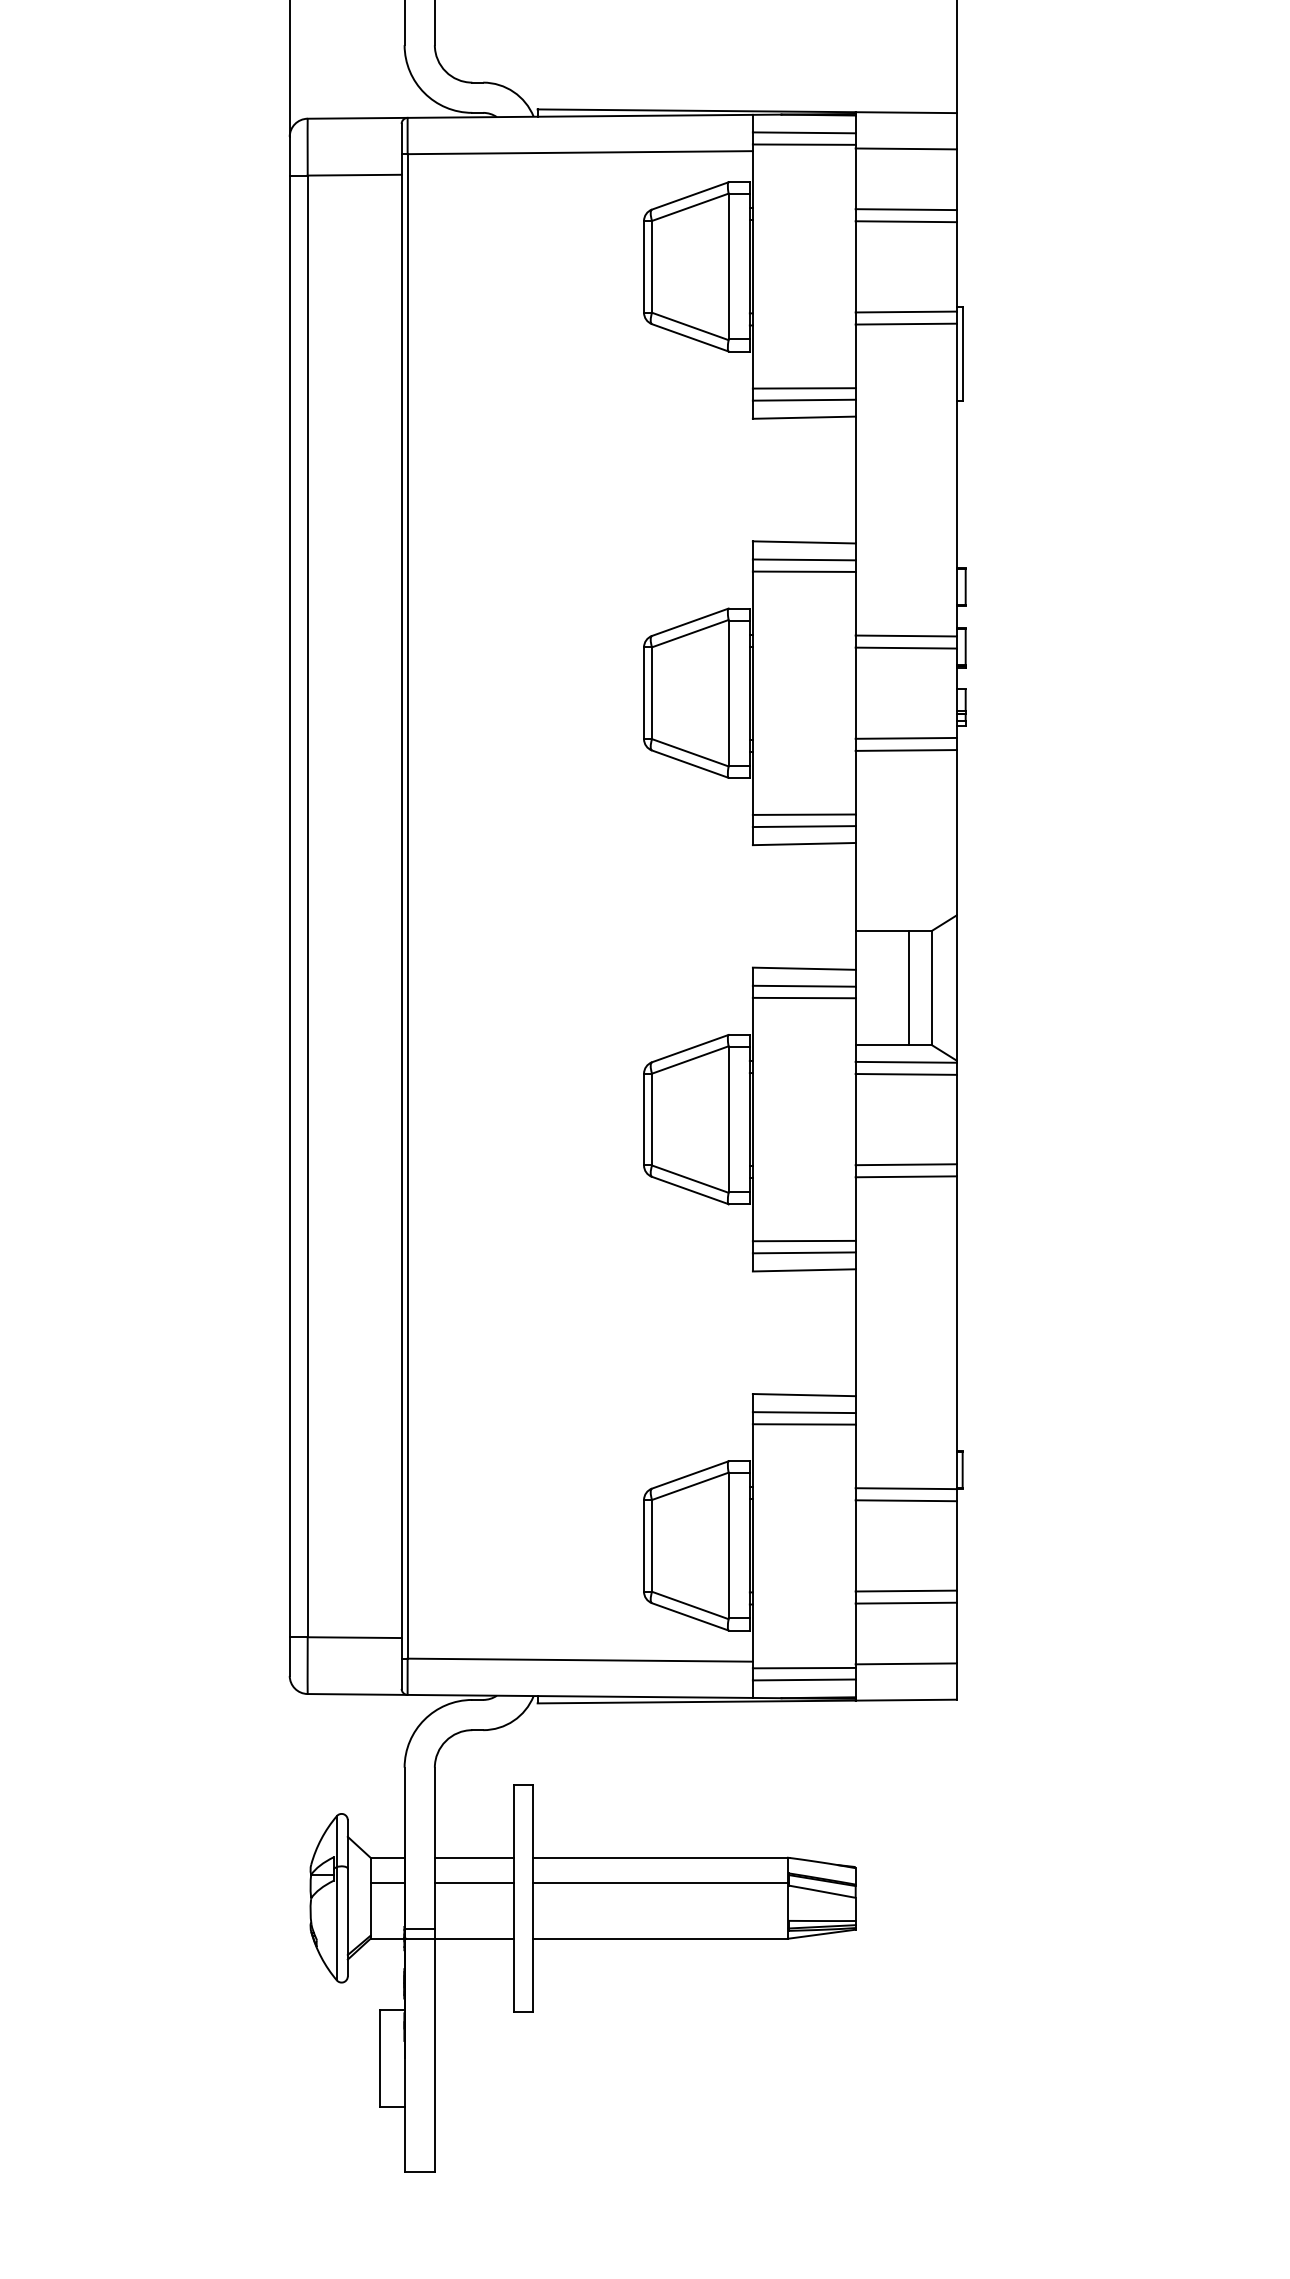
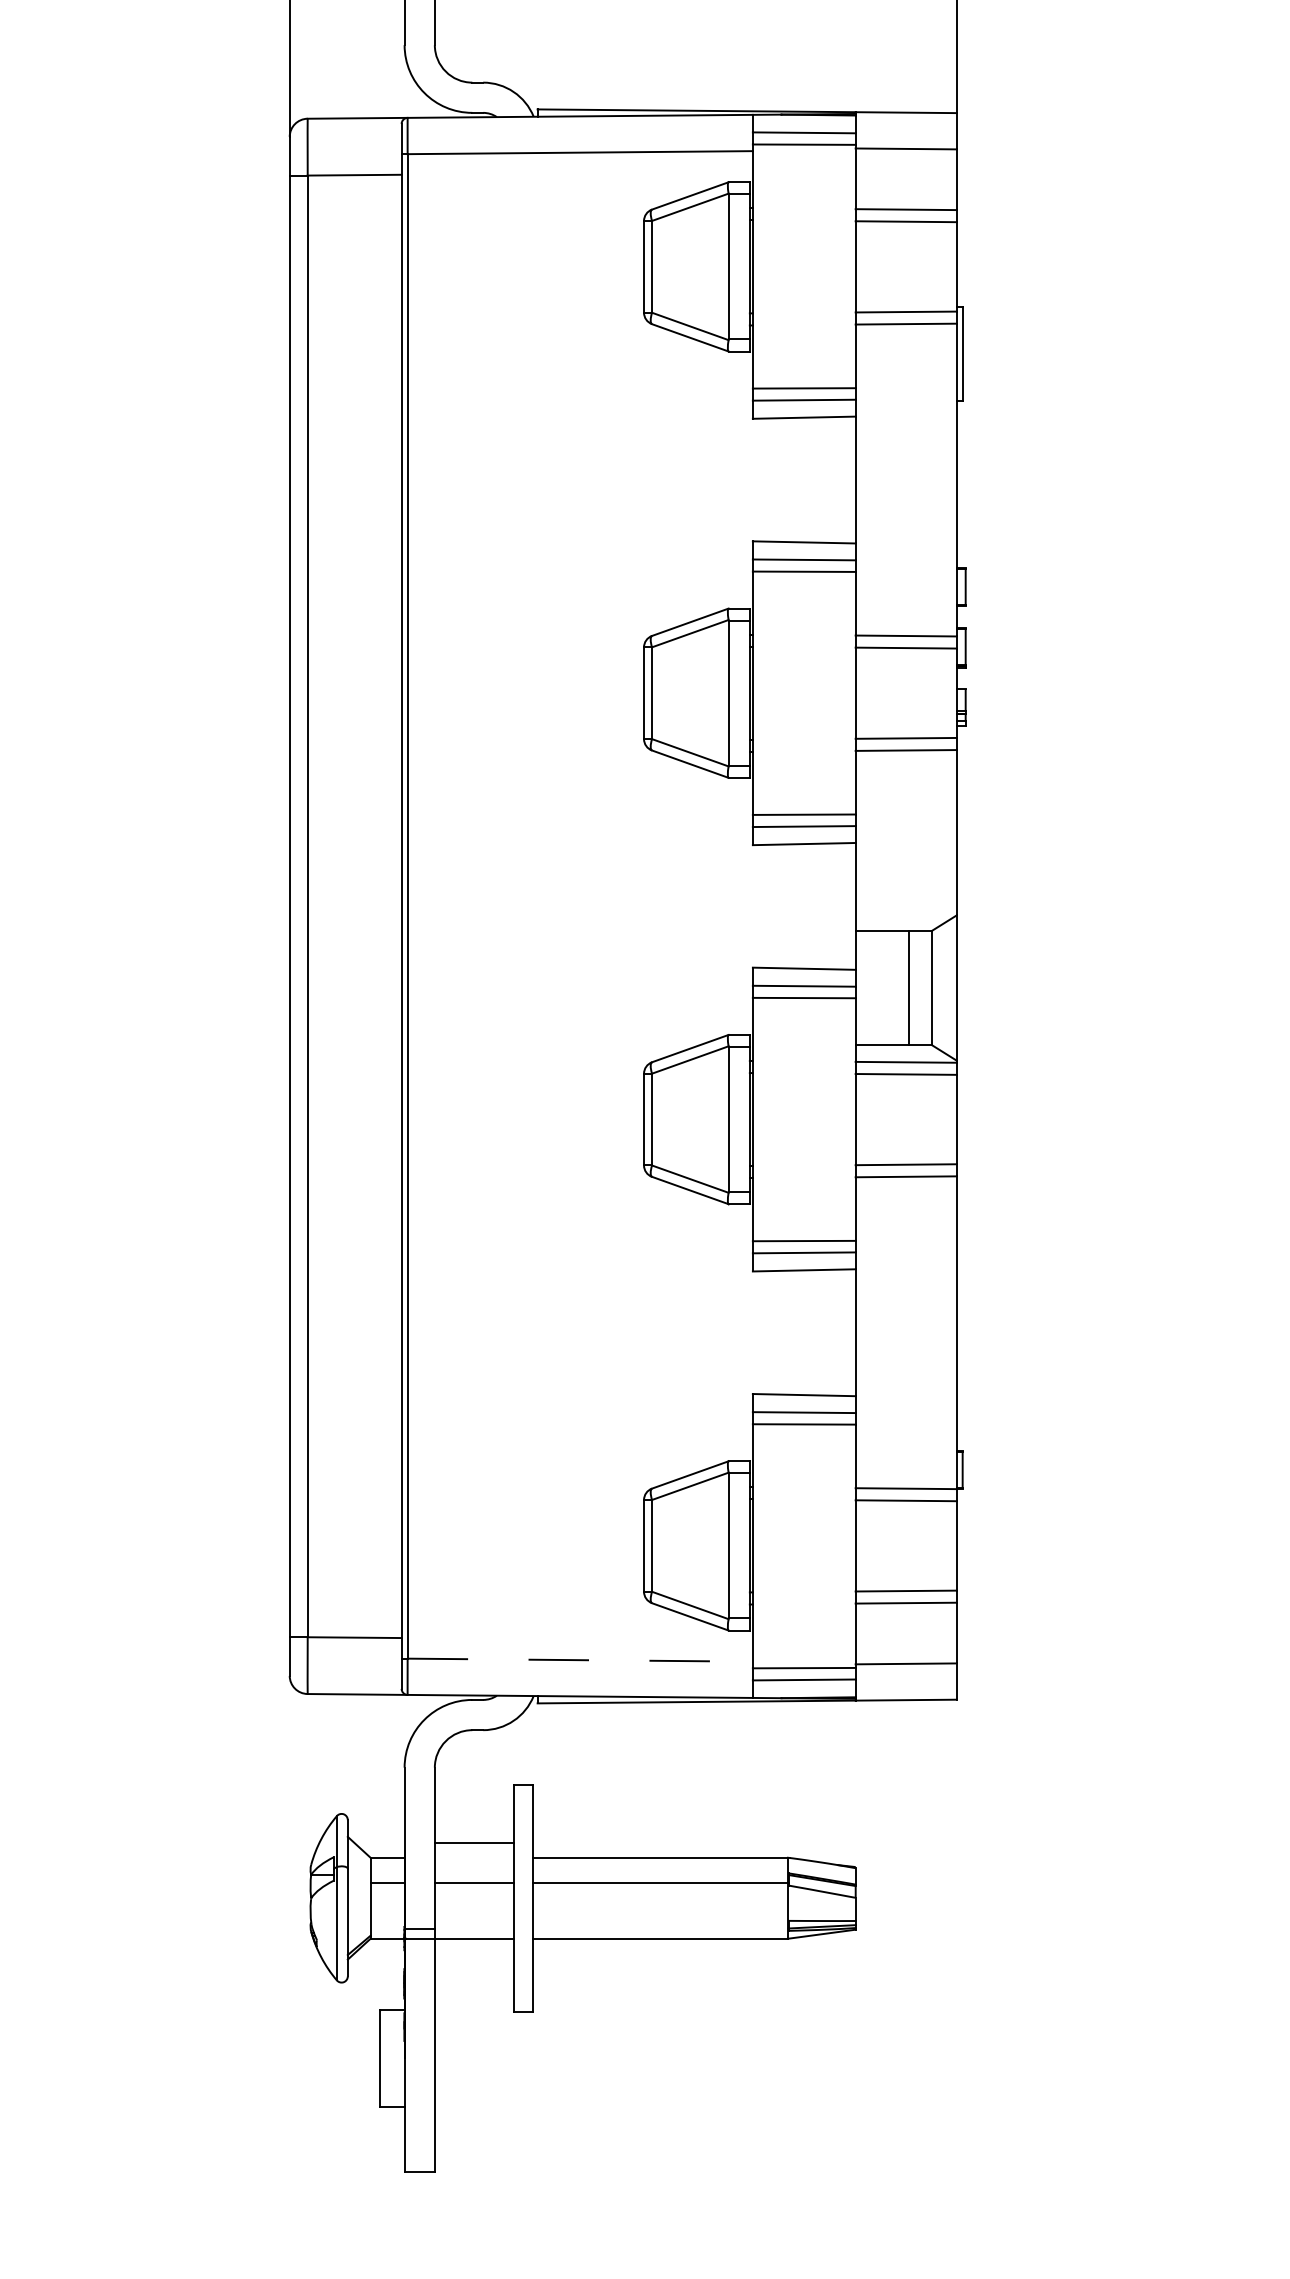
line: solid -> dashed (580, 1660)
line position: (474, 1857) -> (474, 1842) (474, 1842)
